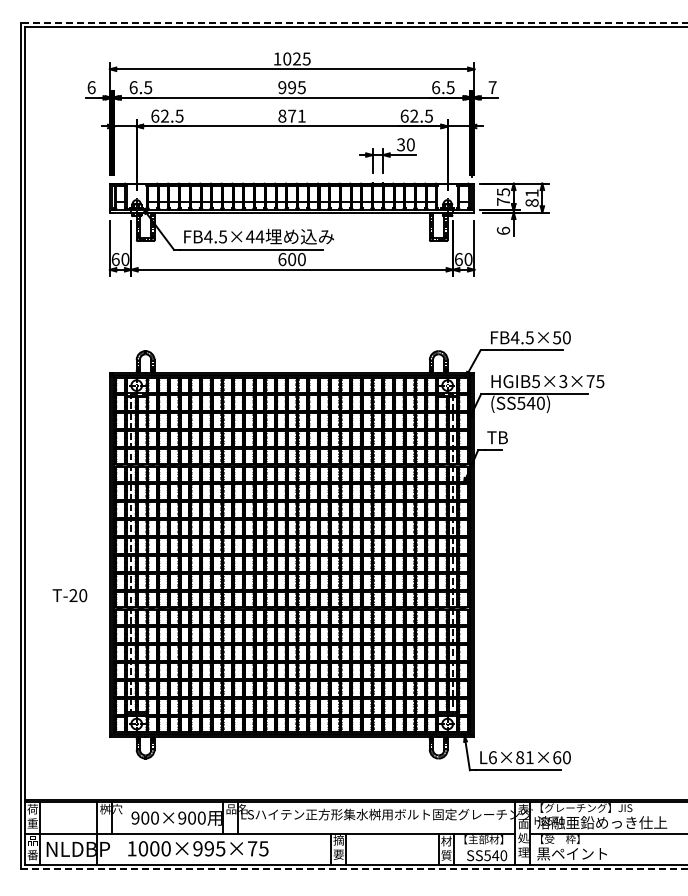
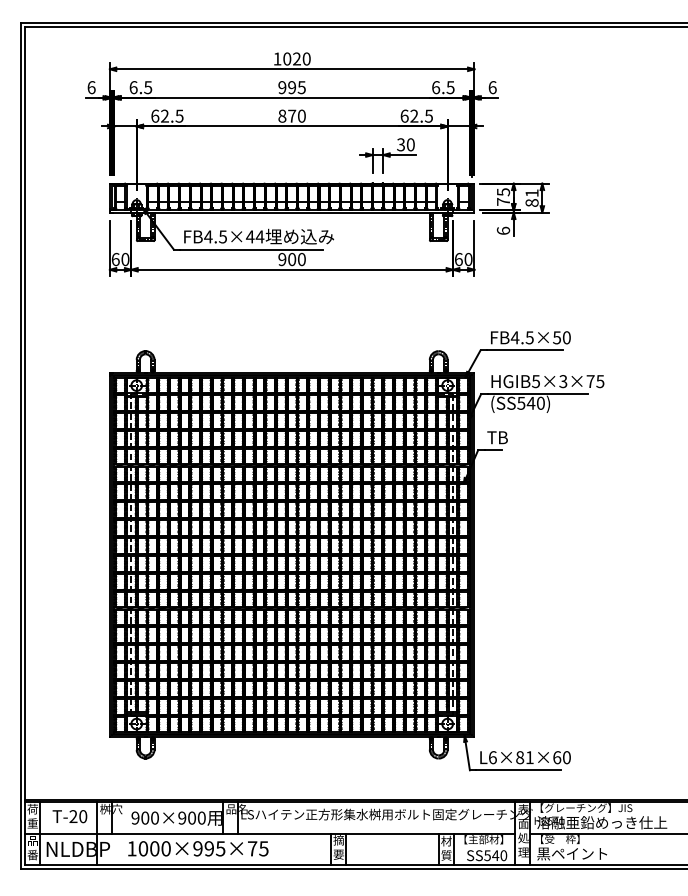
line: dashed -> solid (353, 22)
text: 1025 -> 1020 (306, 58)
text: 7 -> 6 (492, 87)
text: 871 -> 870 (301, 115)
text: 600 -> 900 (282, 259)
text position: (69, 595) -> (69, 816) (69, 816)
line: dashed -> solid (354, 869)
